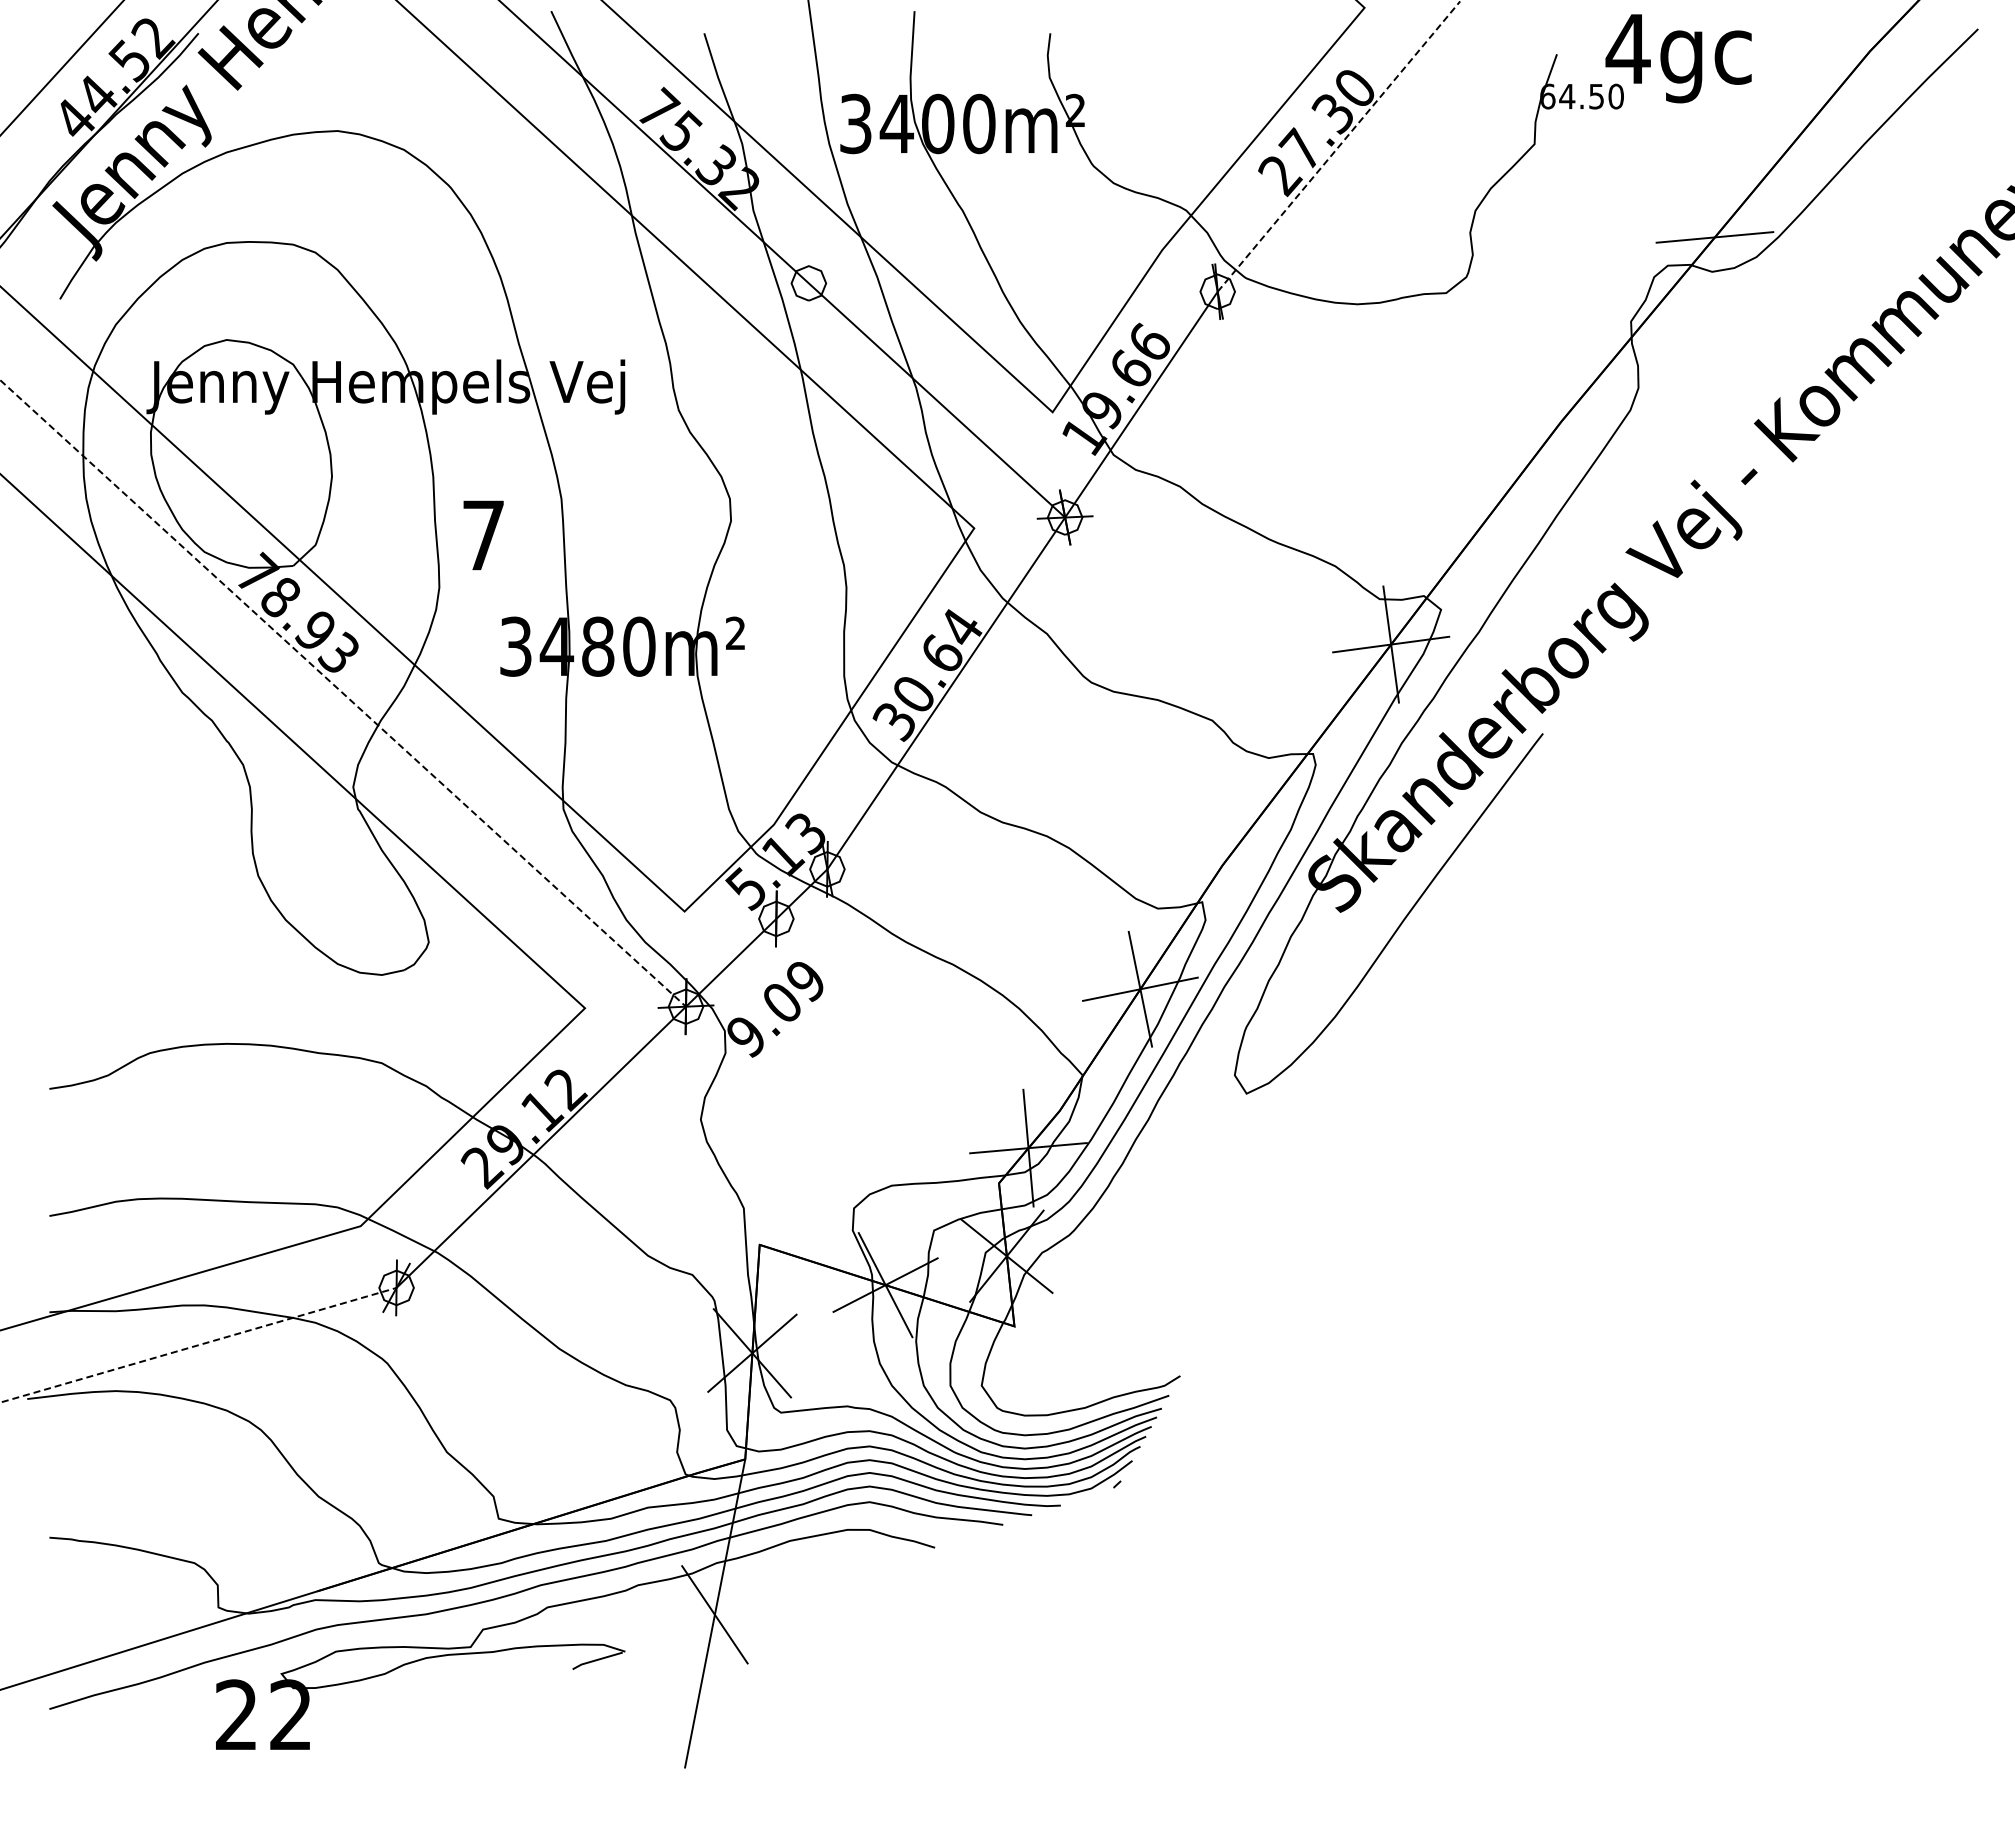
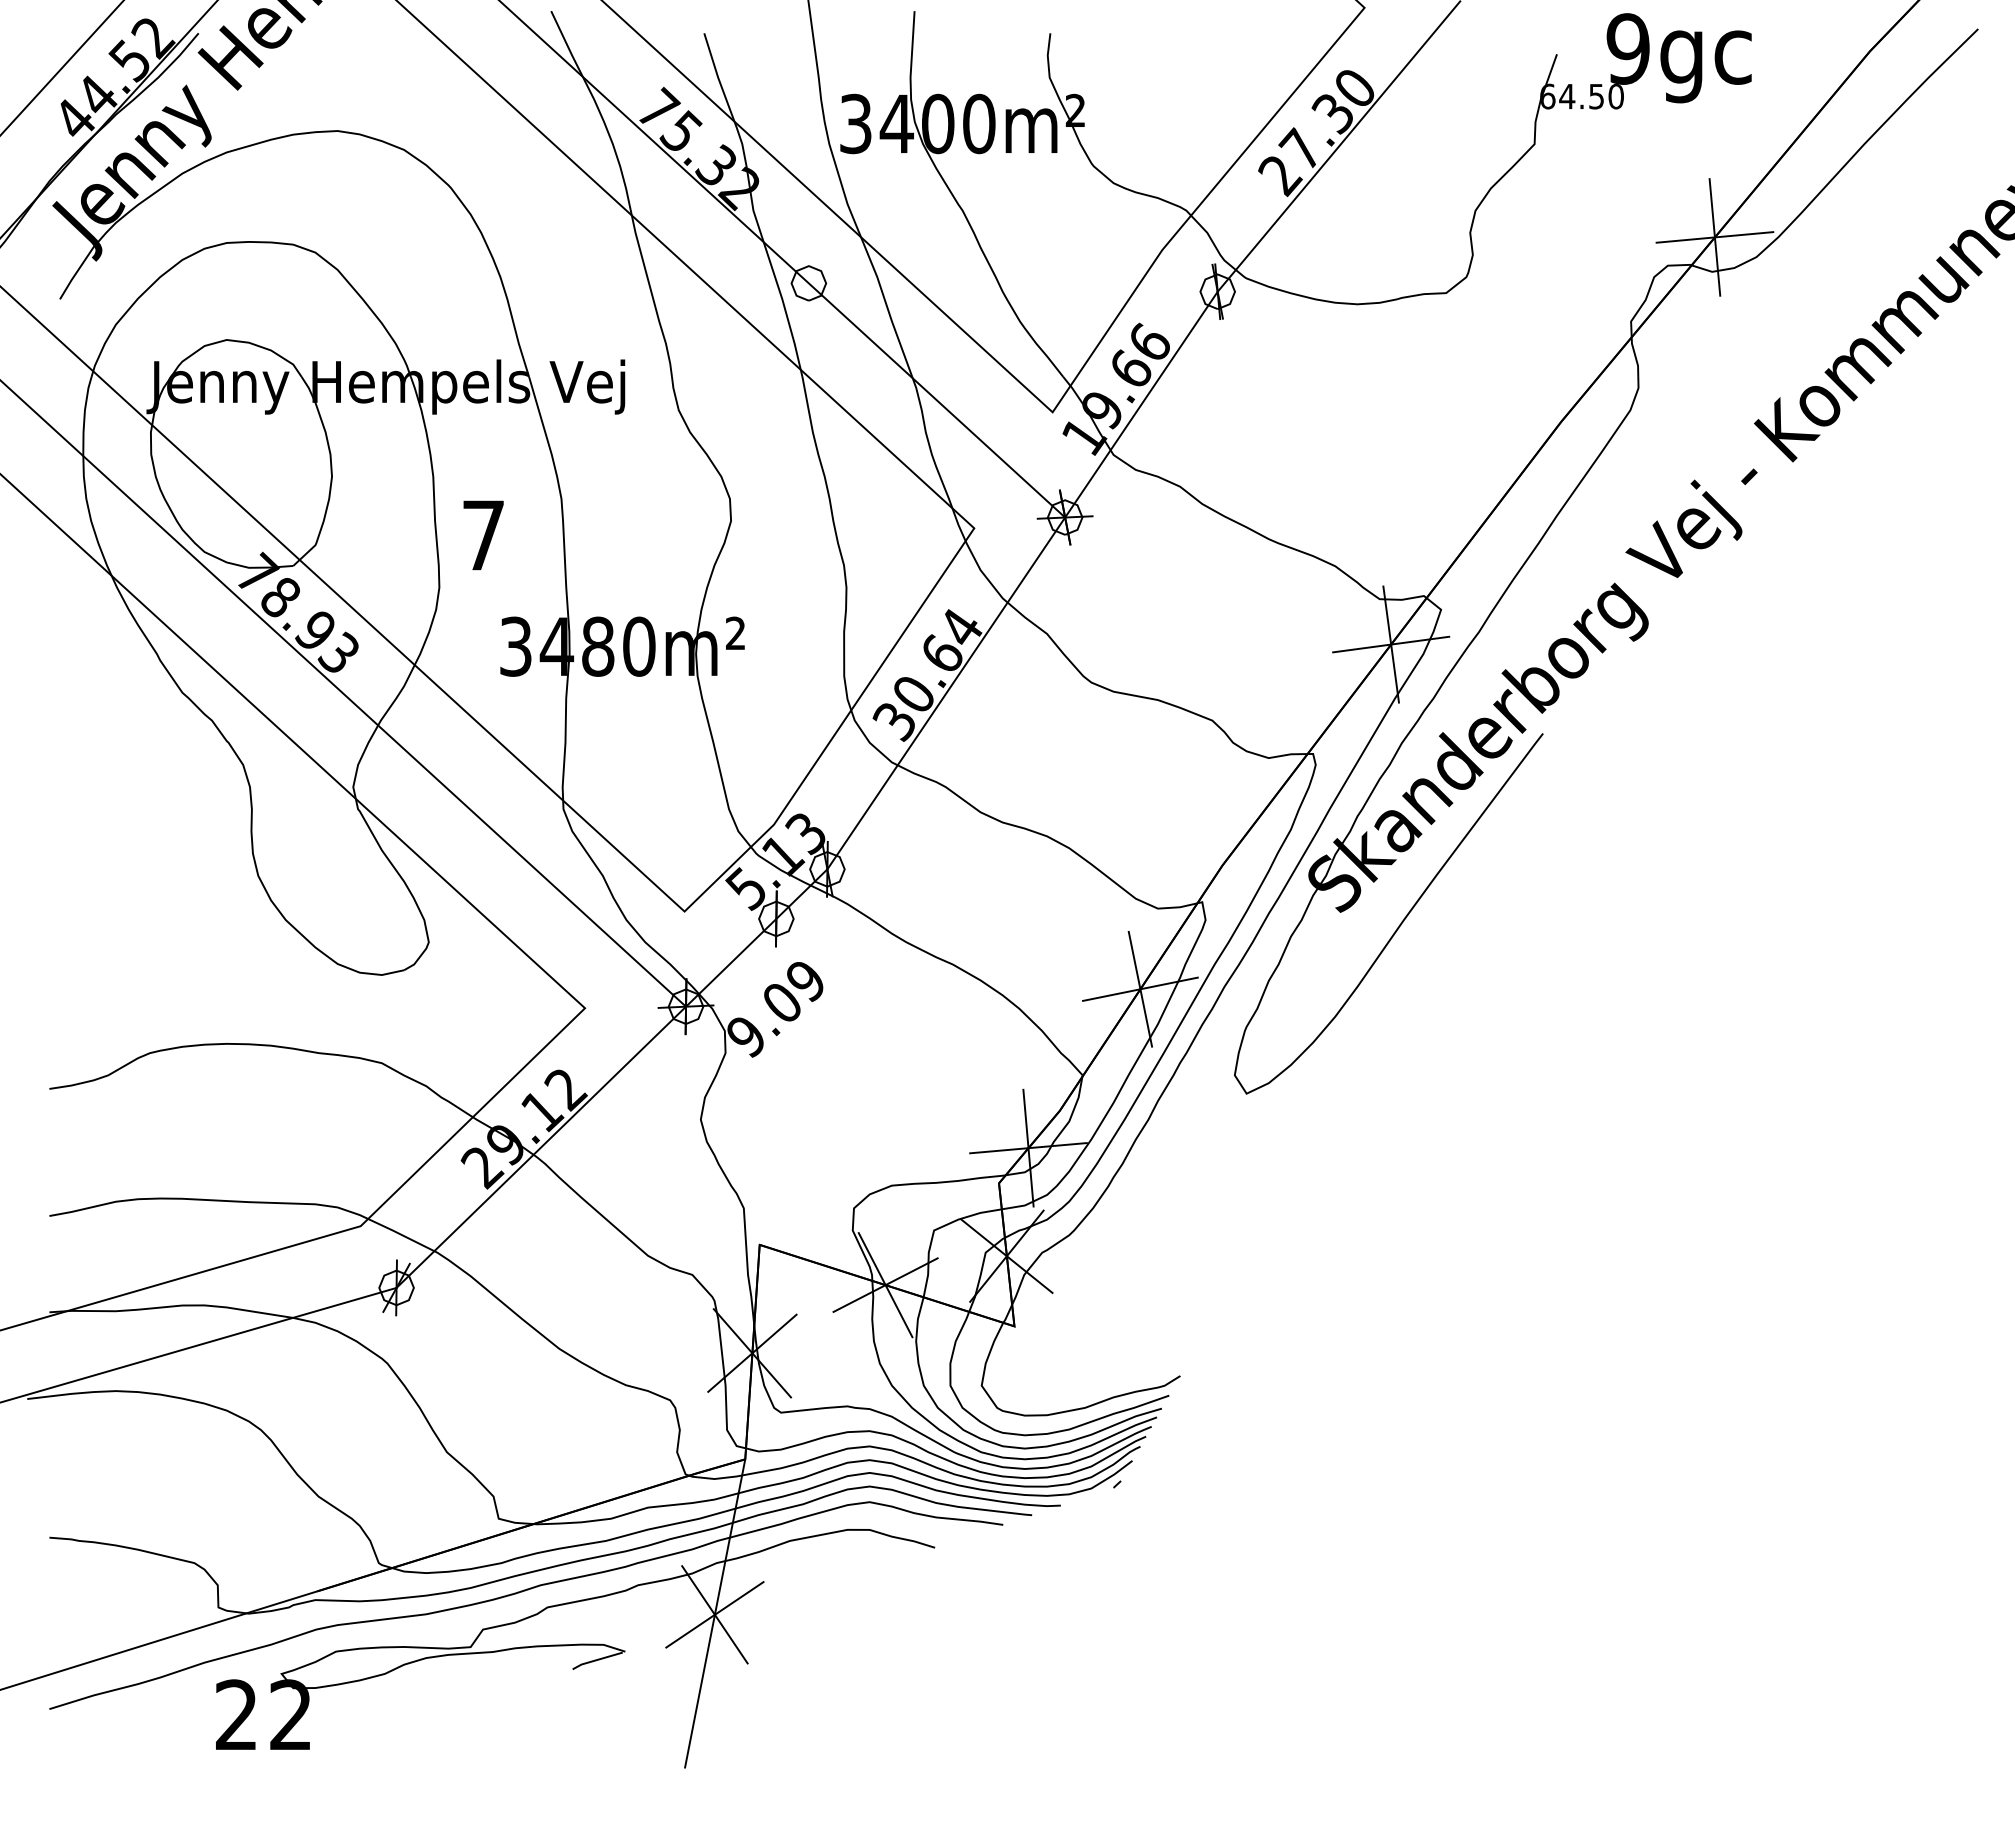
text: 4gc -> 9gc (1627, 48)
line: dashed -> solid (1339, 146)
line: none -> present (1714, 237)
line: dashed -> solid (343, 693)
line: dashed -> solid (198, 1345)
line: none -> present (714, 1614)
